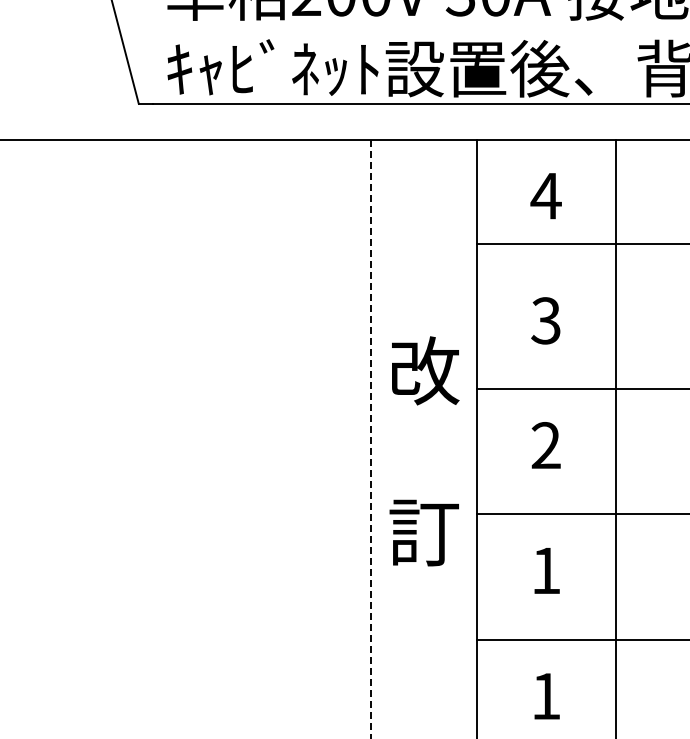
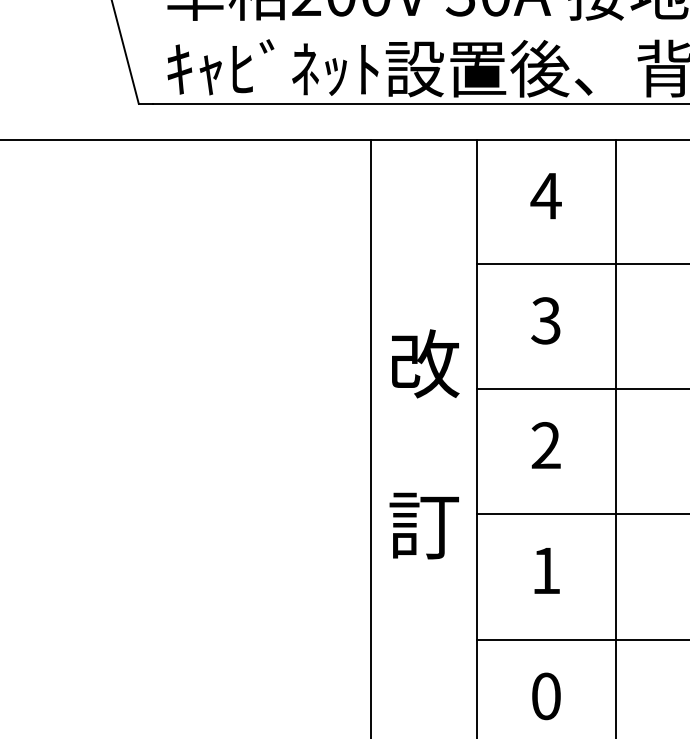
line position: (581, 244) -> (581, 264) (581, 264)
line: dashed -> solid (371, 439)
text position: (424, 451) -> (424, 444) (424, 444)
text: 1 -> 0 (546, 696)
